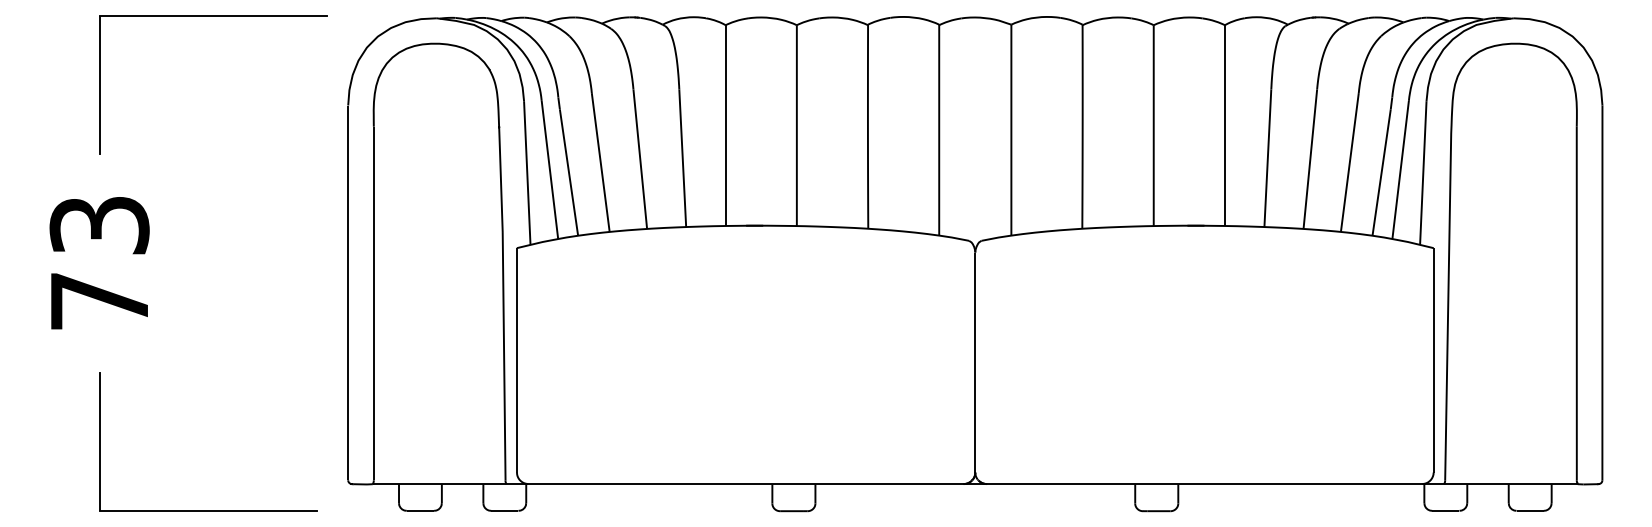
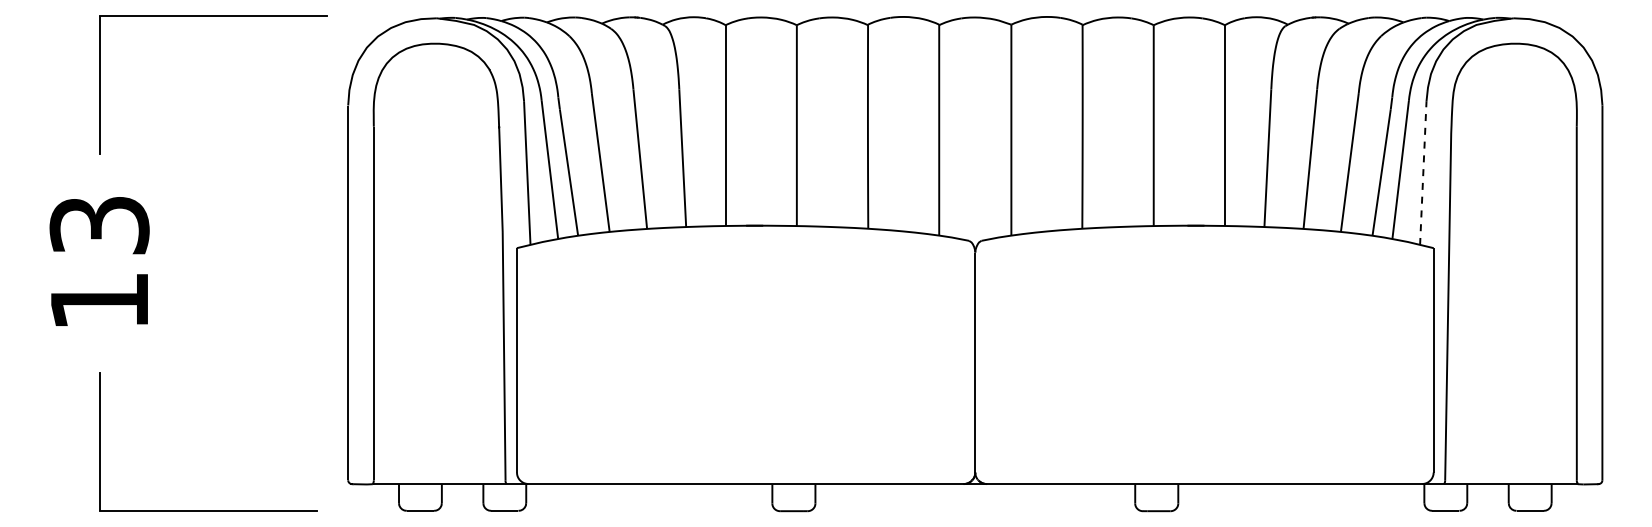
line: solid -> dashed (1423, 173)
text: 73 -> 13 (99, 301)
